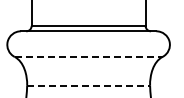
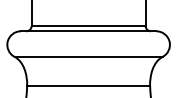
line: dashed -> solid (88, 56)
line: dashed -> solid (89, 85)
